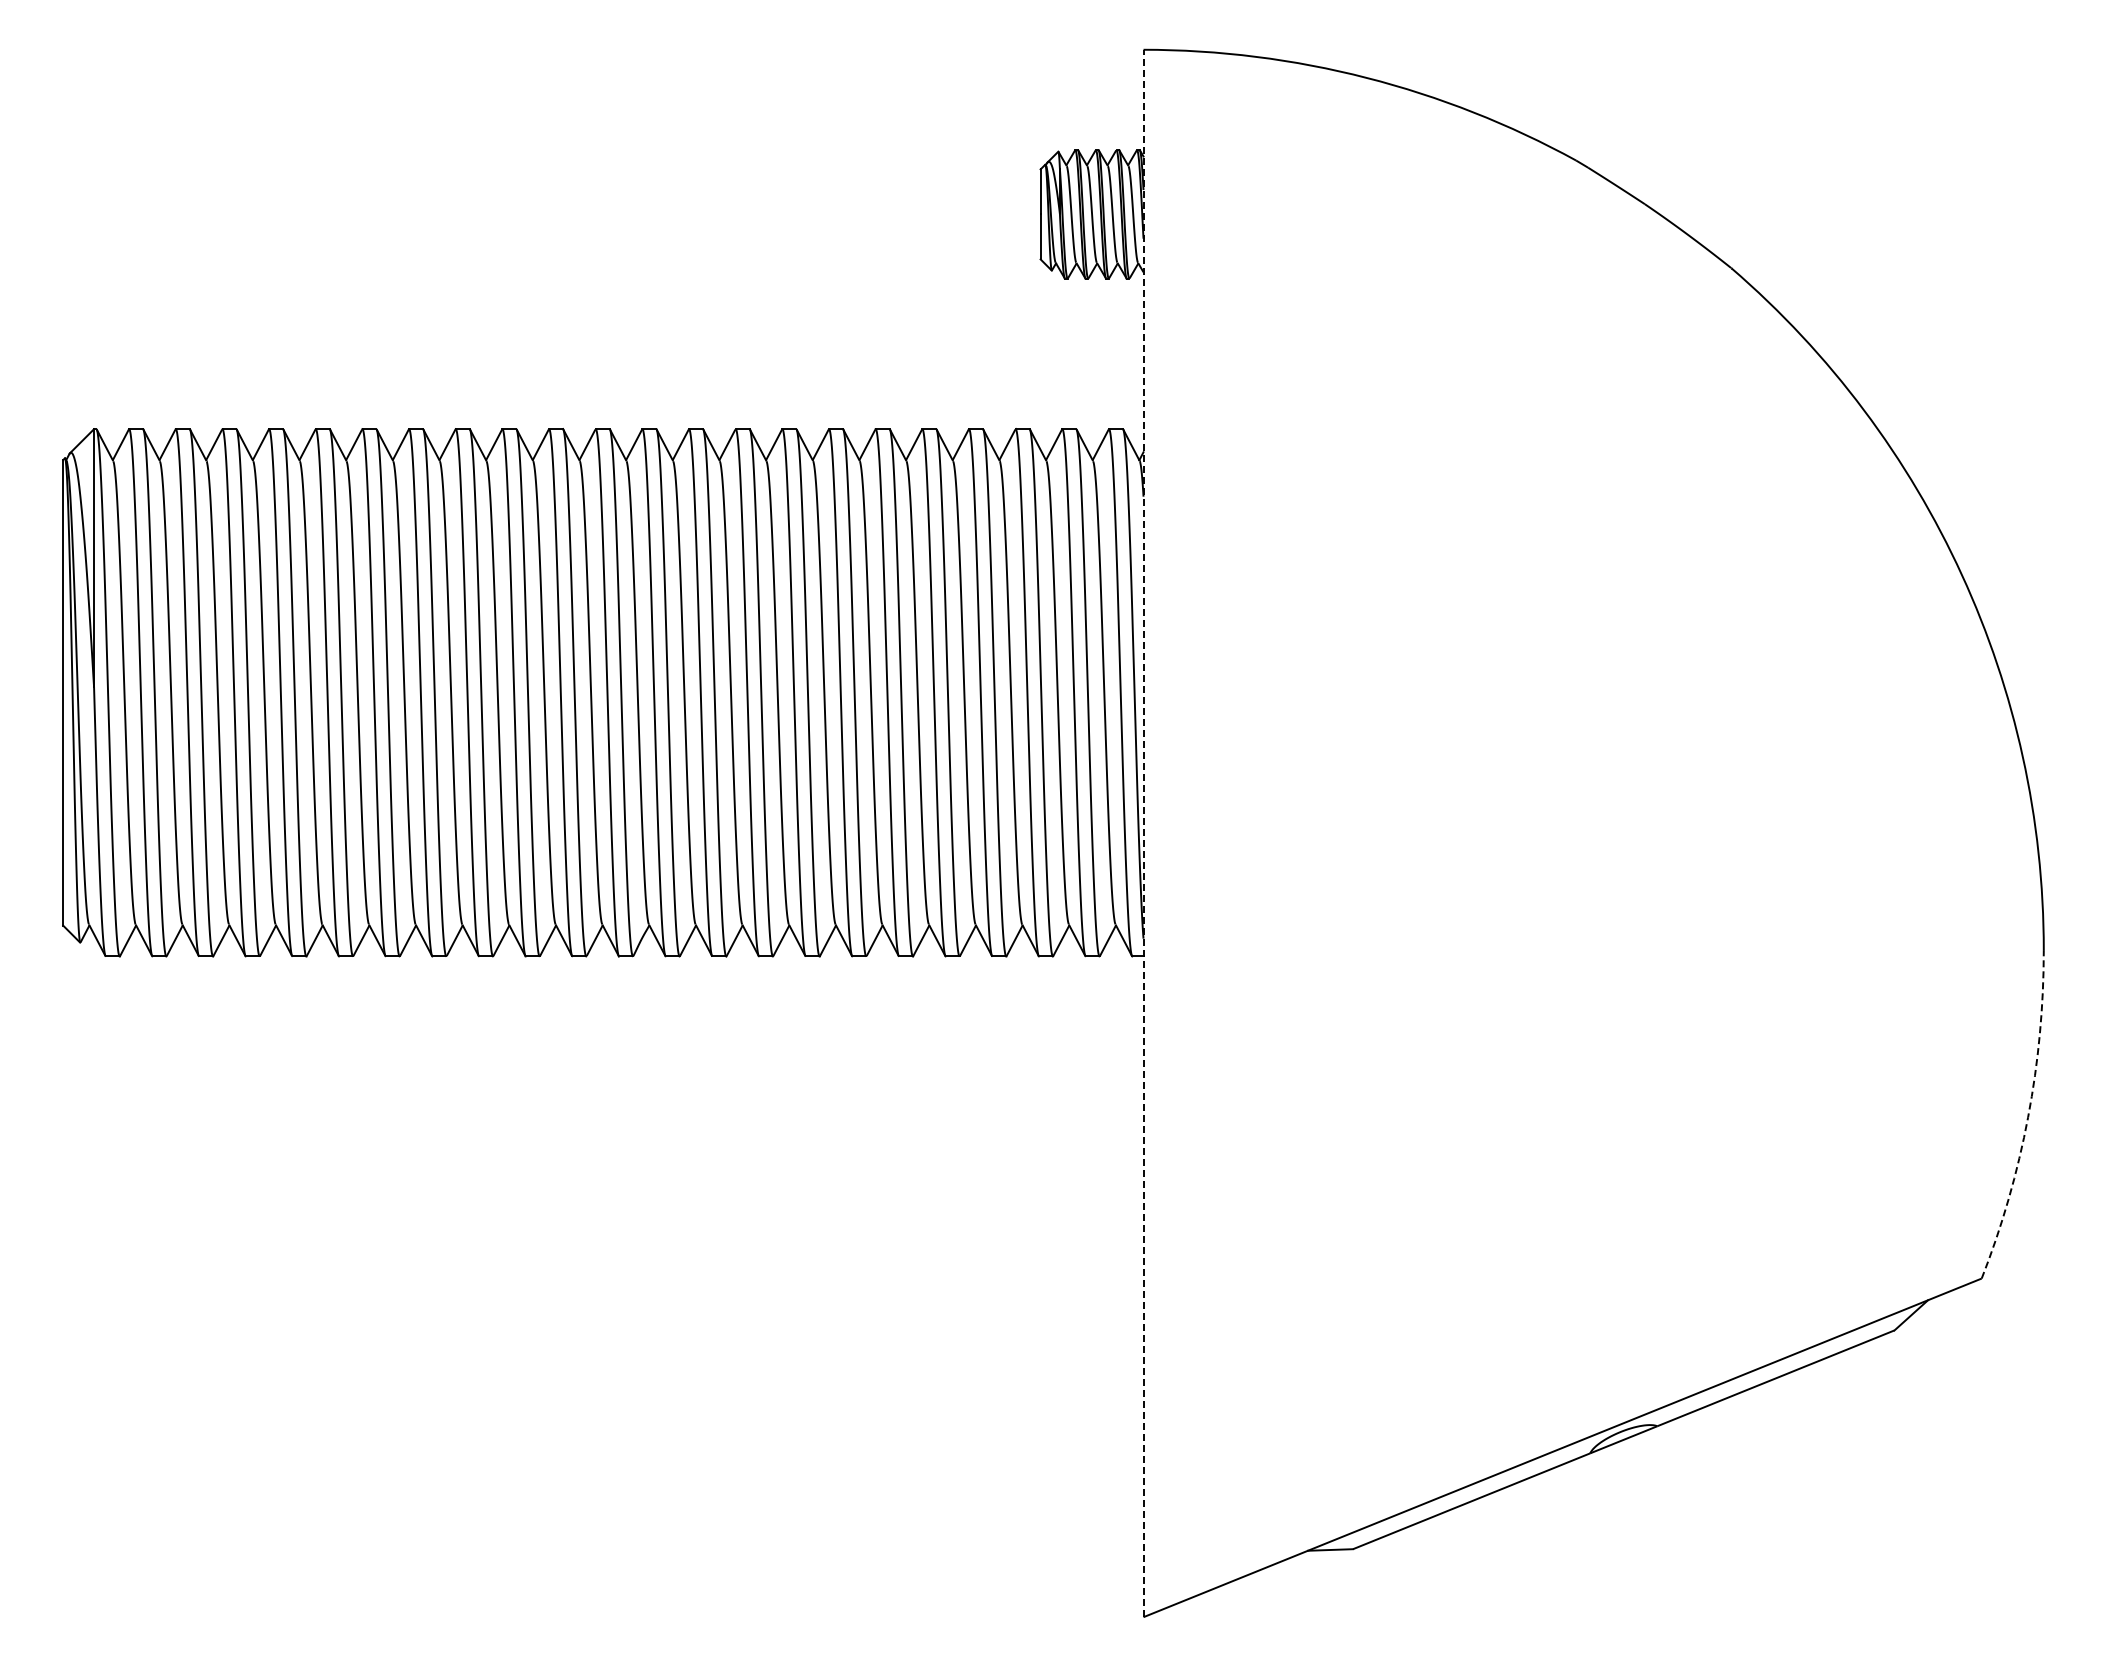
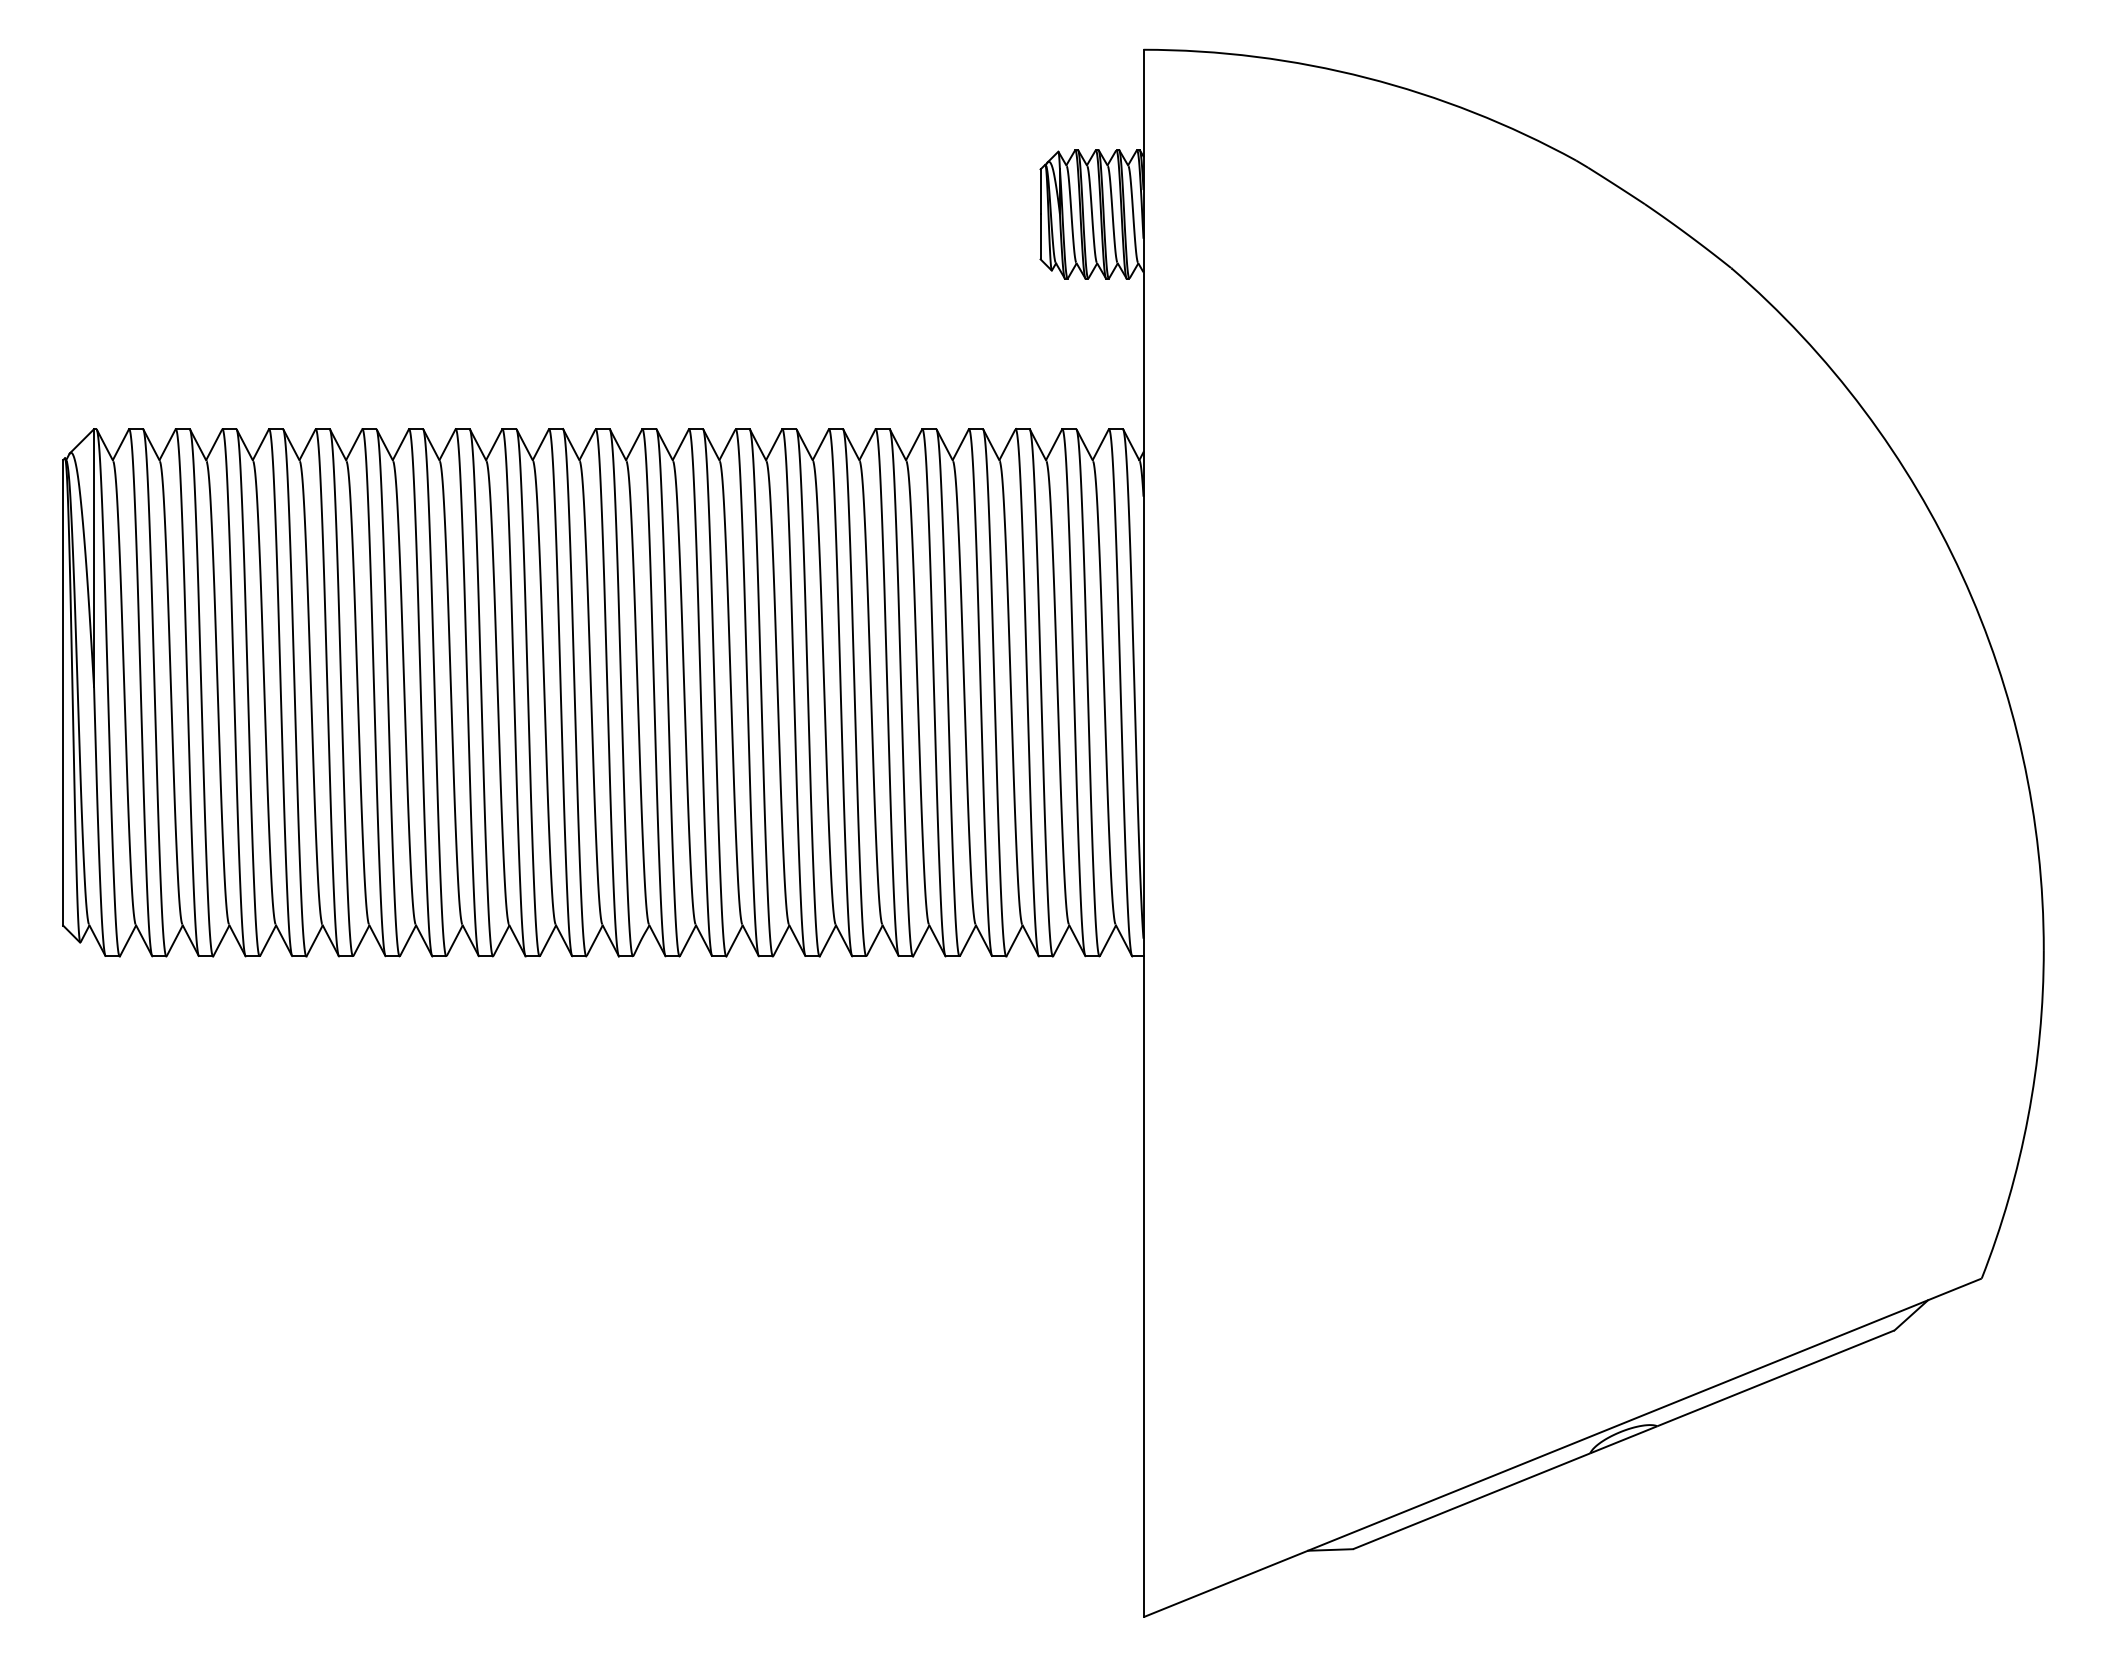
line: dashed -> solid (1143, 833)
arc: dashed -> solid (2028, 1117)
